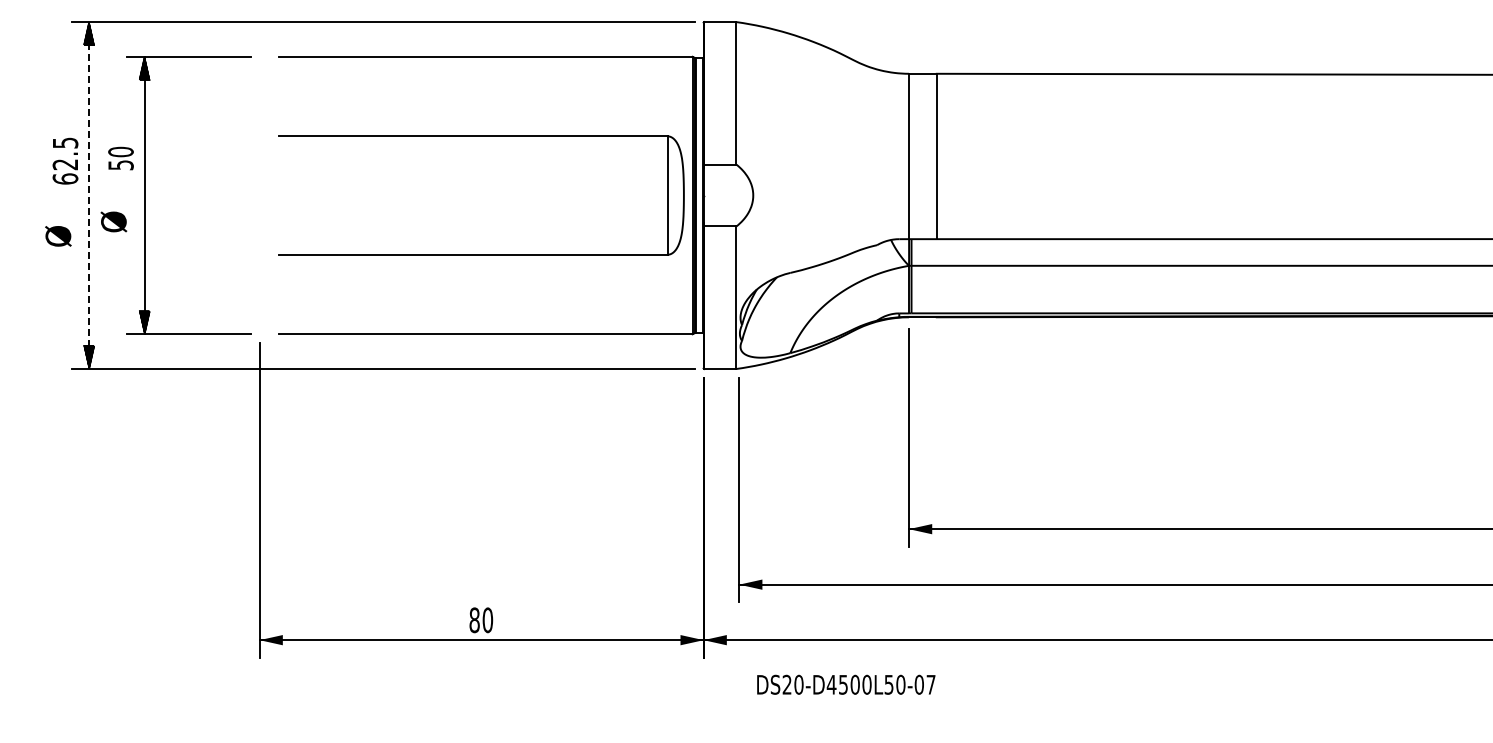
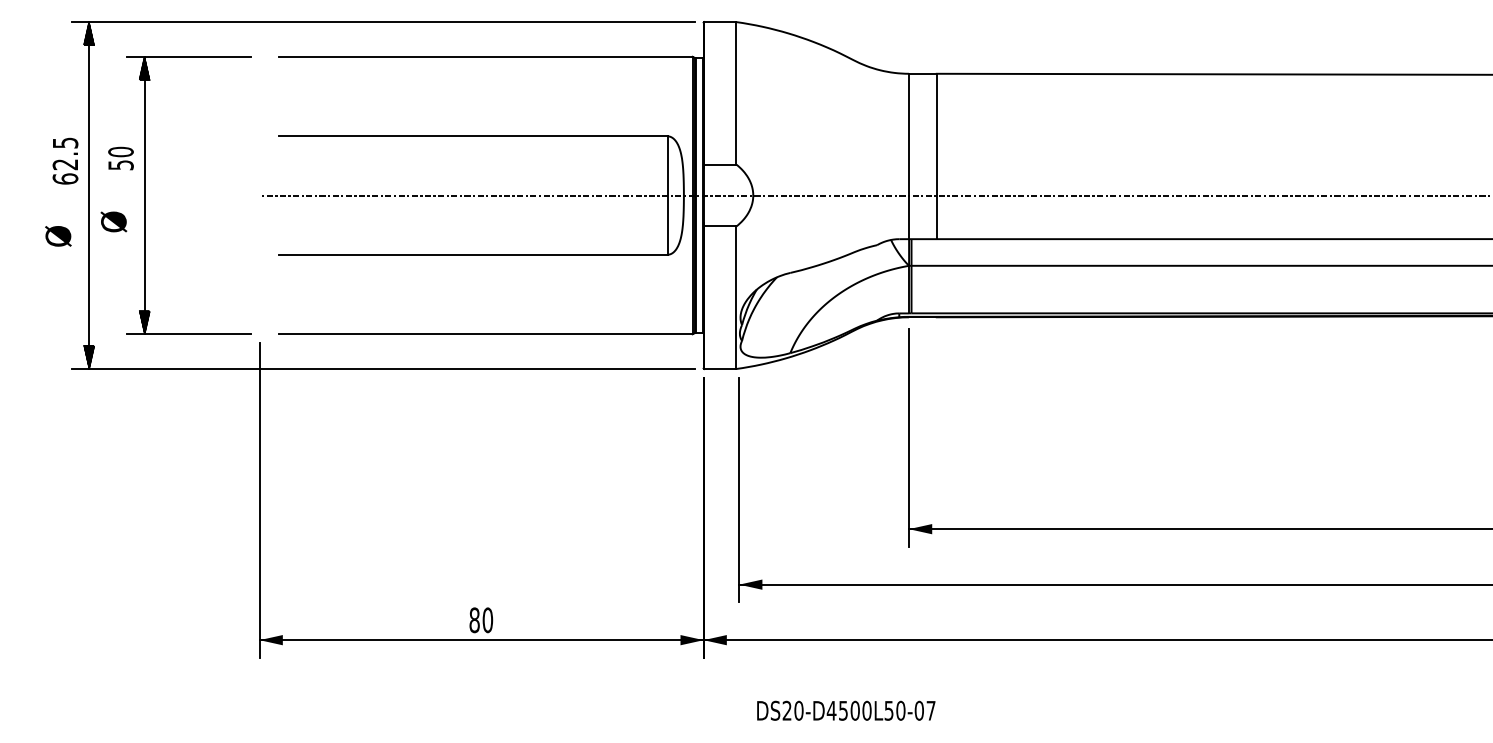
line: dashed -> solid (89, 195)
line: none -> present (874, 195)
text position: (846, 684) -> (846, 710) (846, 710)
